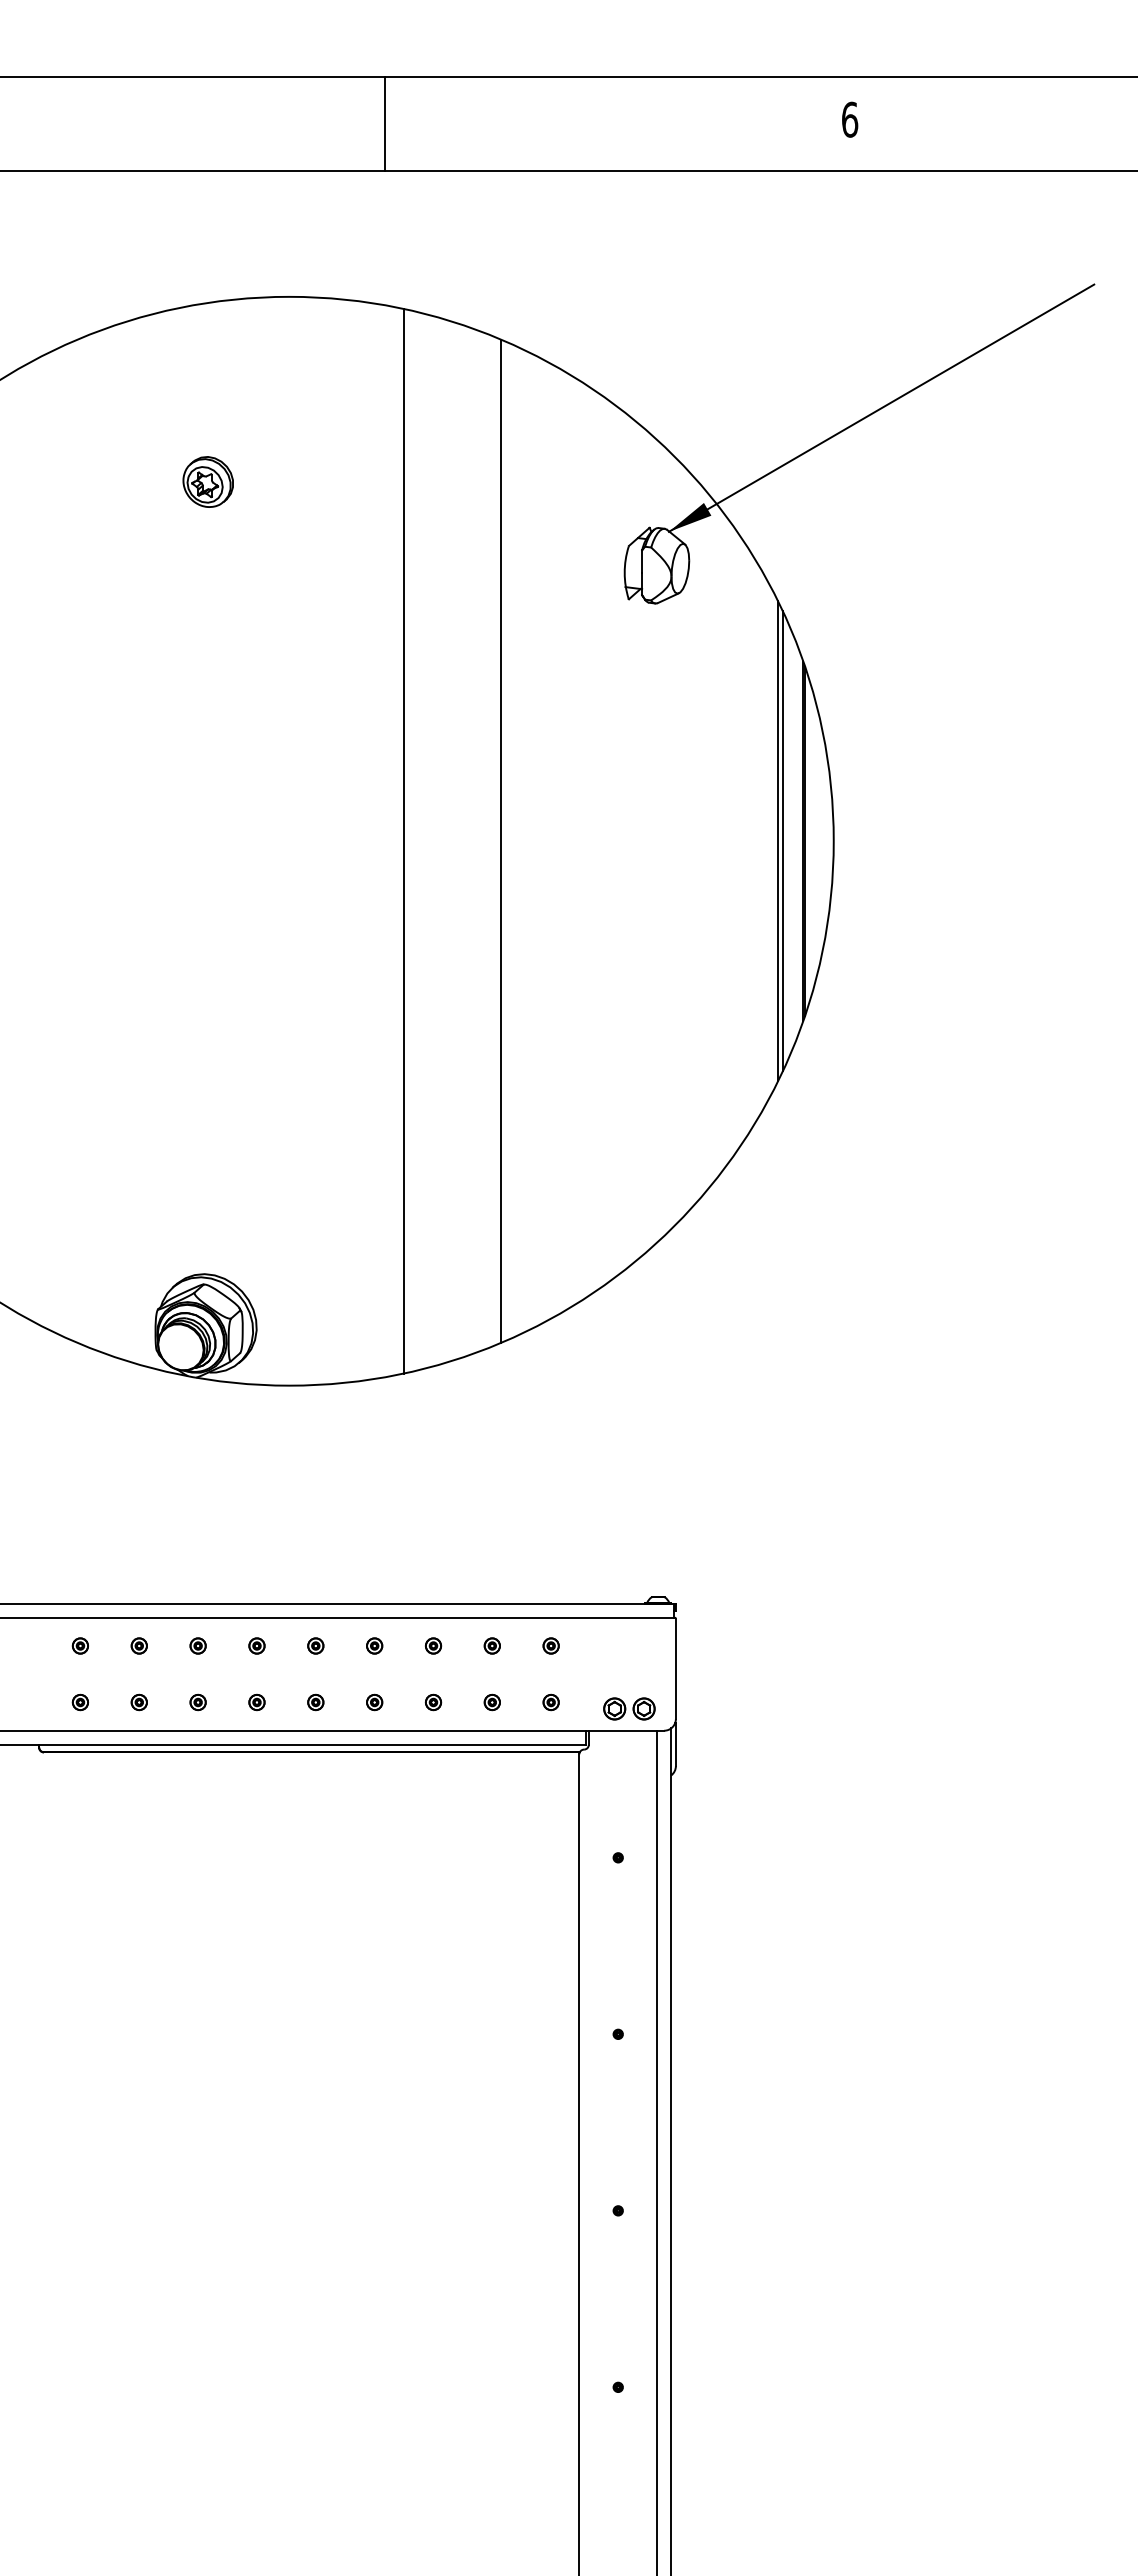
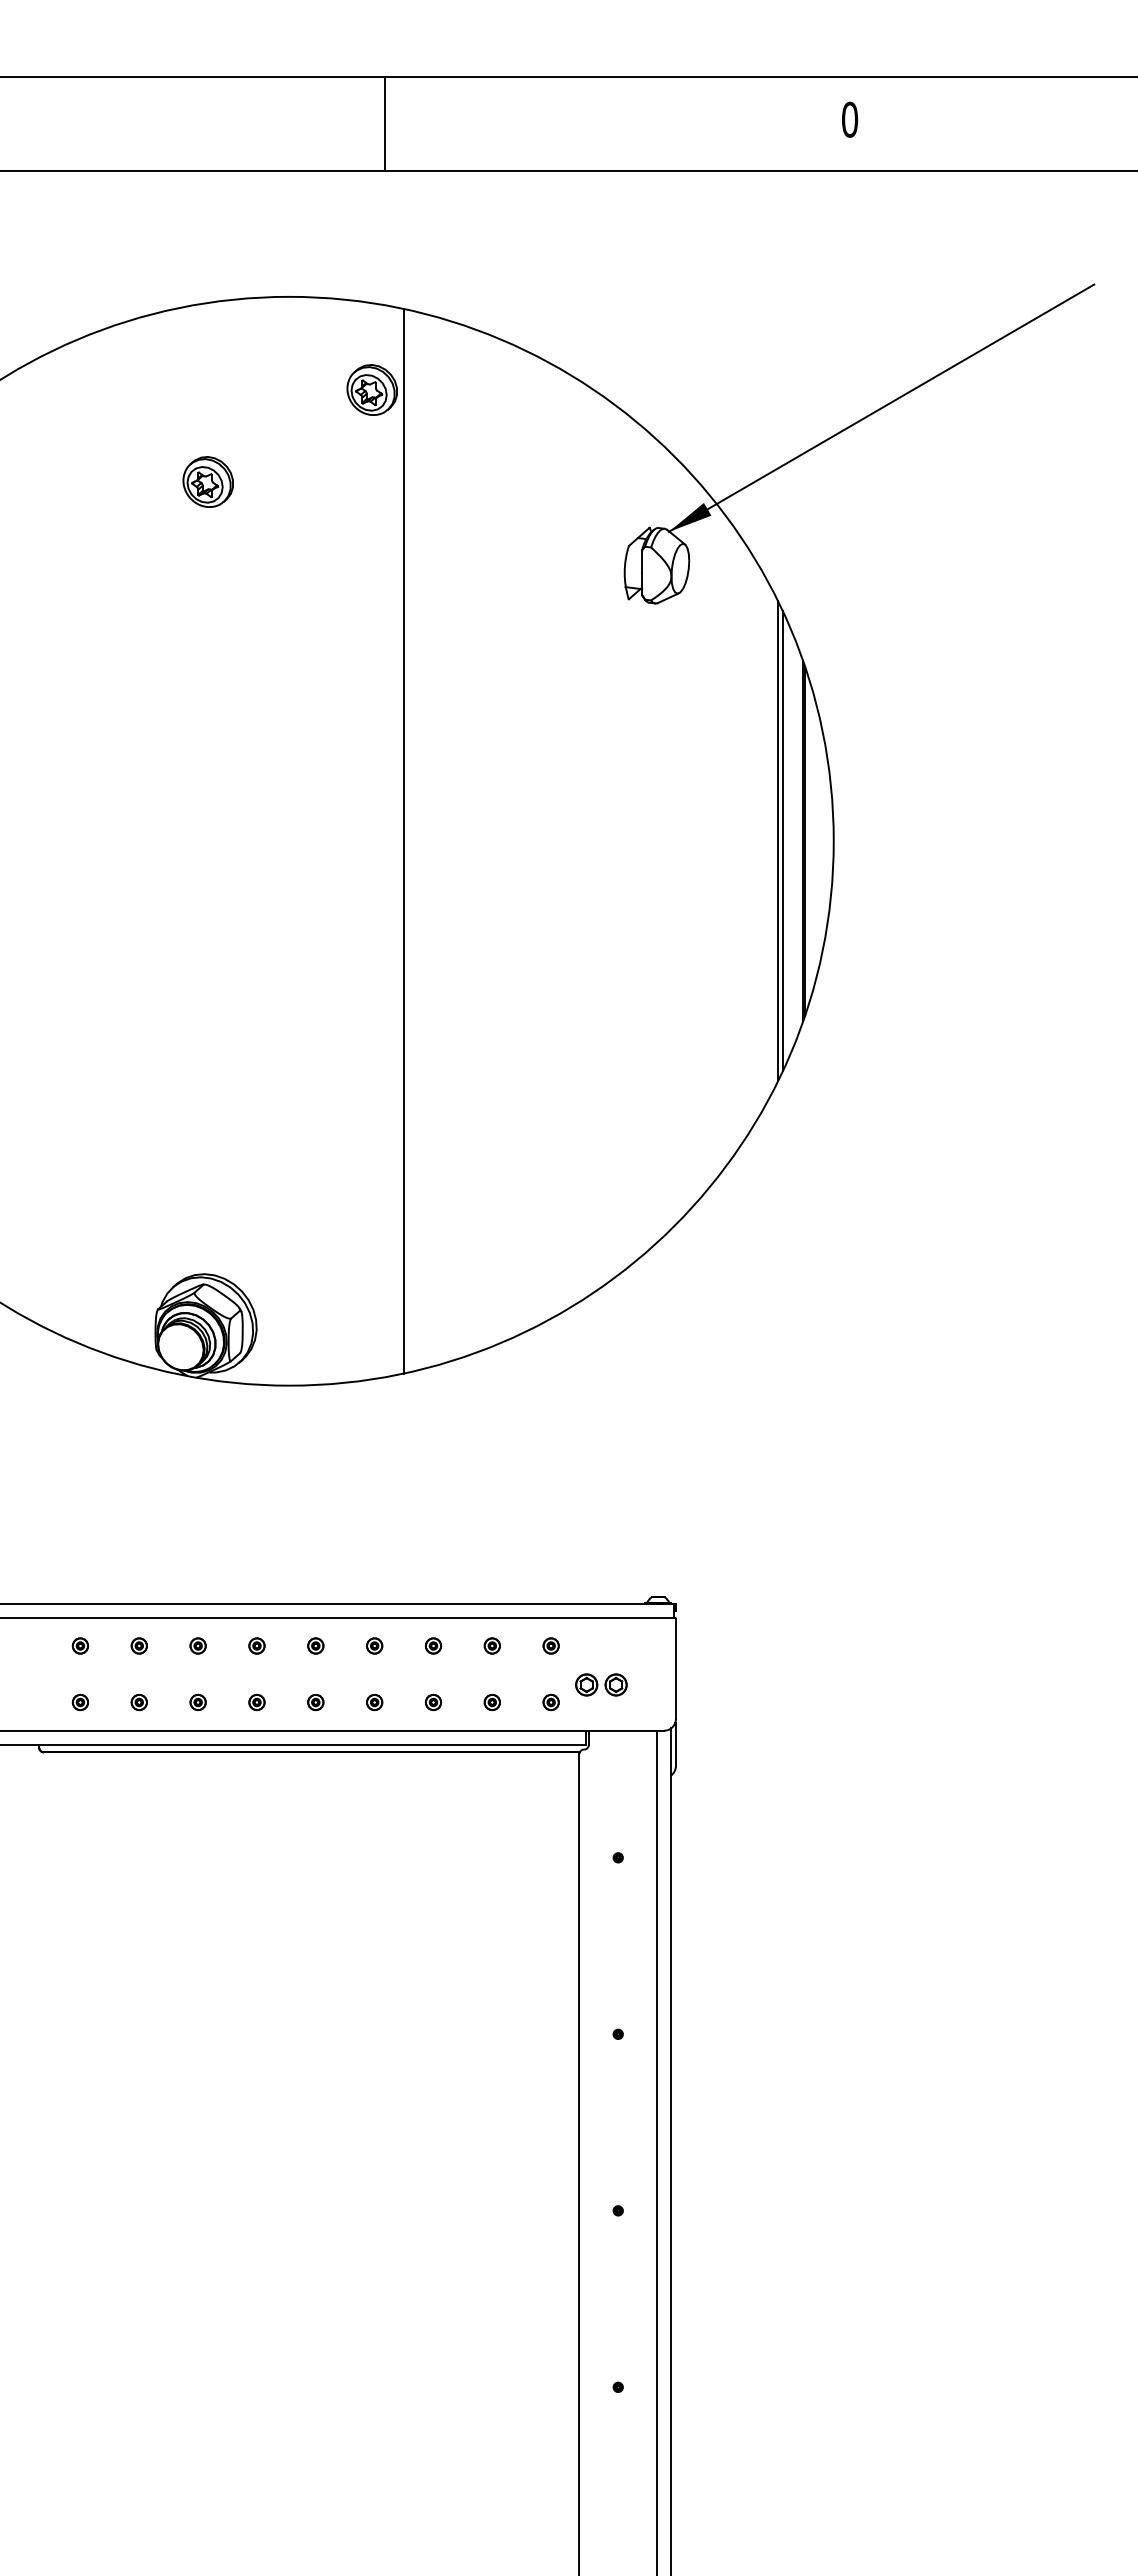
text: 6 -> 0 (850, 119)
part: none -> present (371, 389)
line: present -> none (500, 841)
part position: (629, 1708) -> (601, 1684) (601, 1684)
